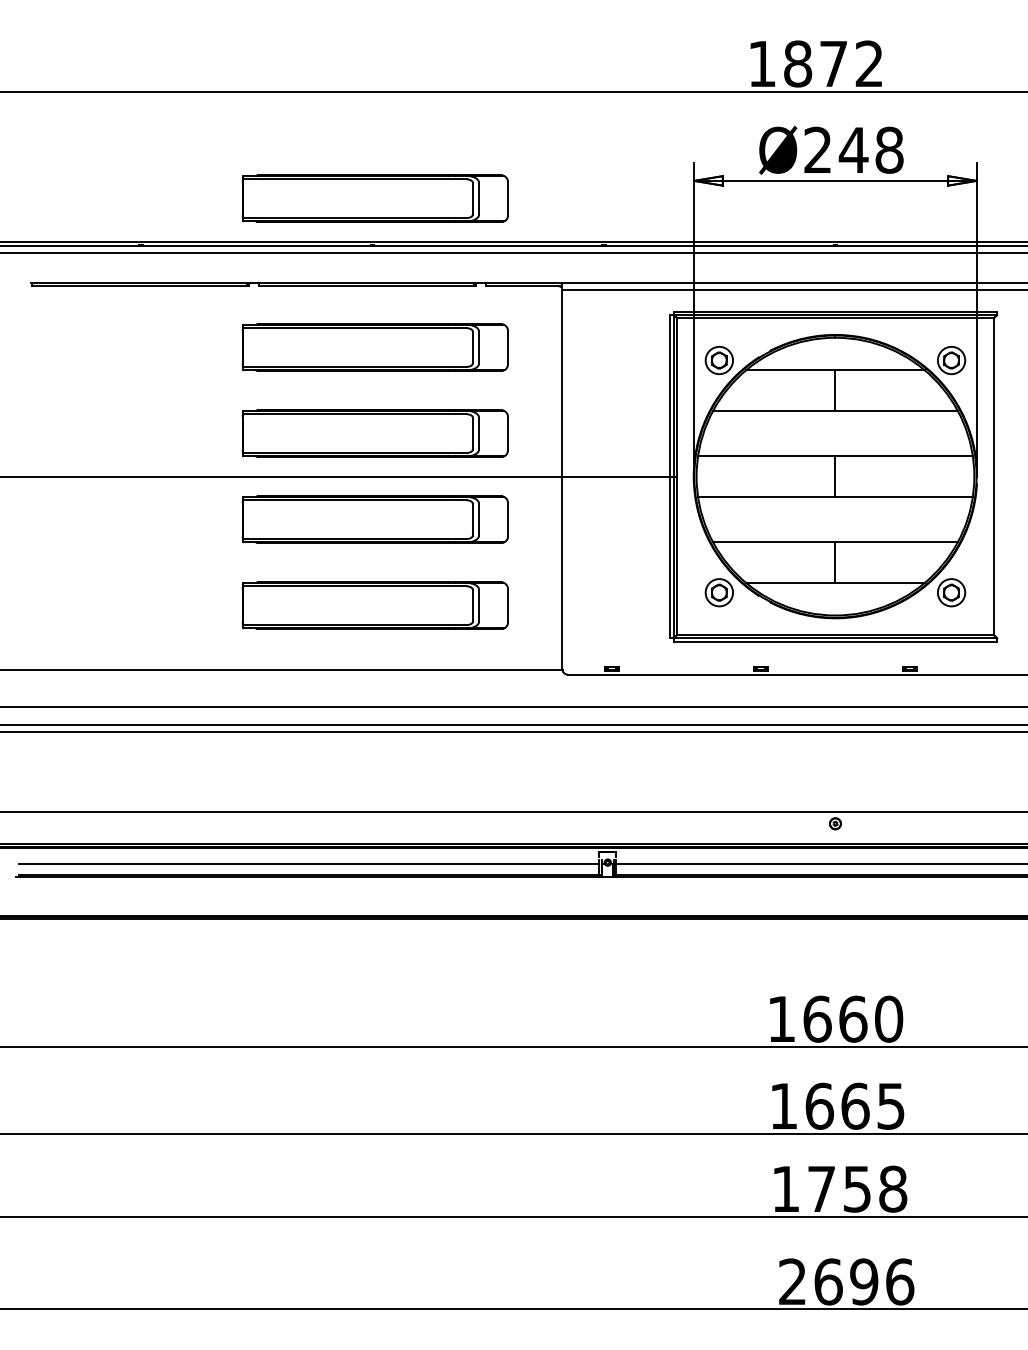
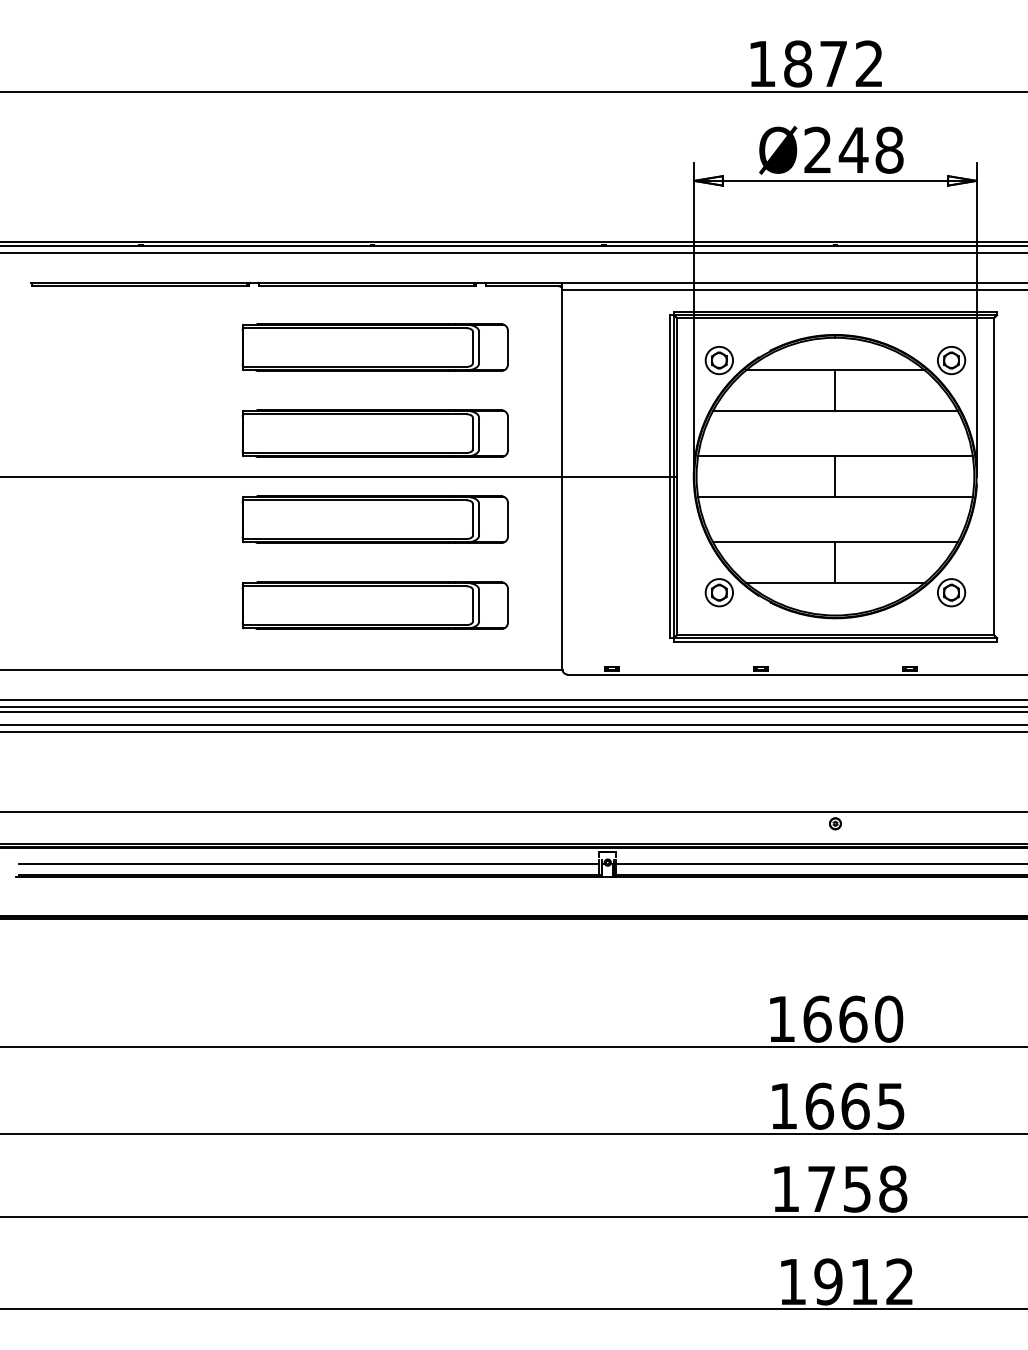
part: present -> none (374, 198)
line: none -> present (513, 700)
line: none -> present (513, 711)
text: 2696 -> 1912 (846, 1281)
